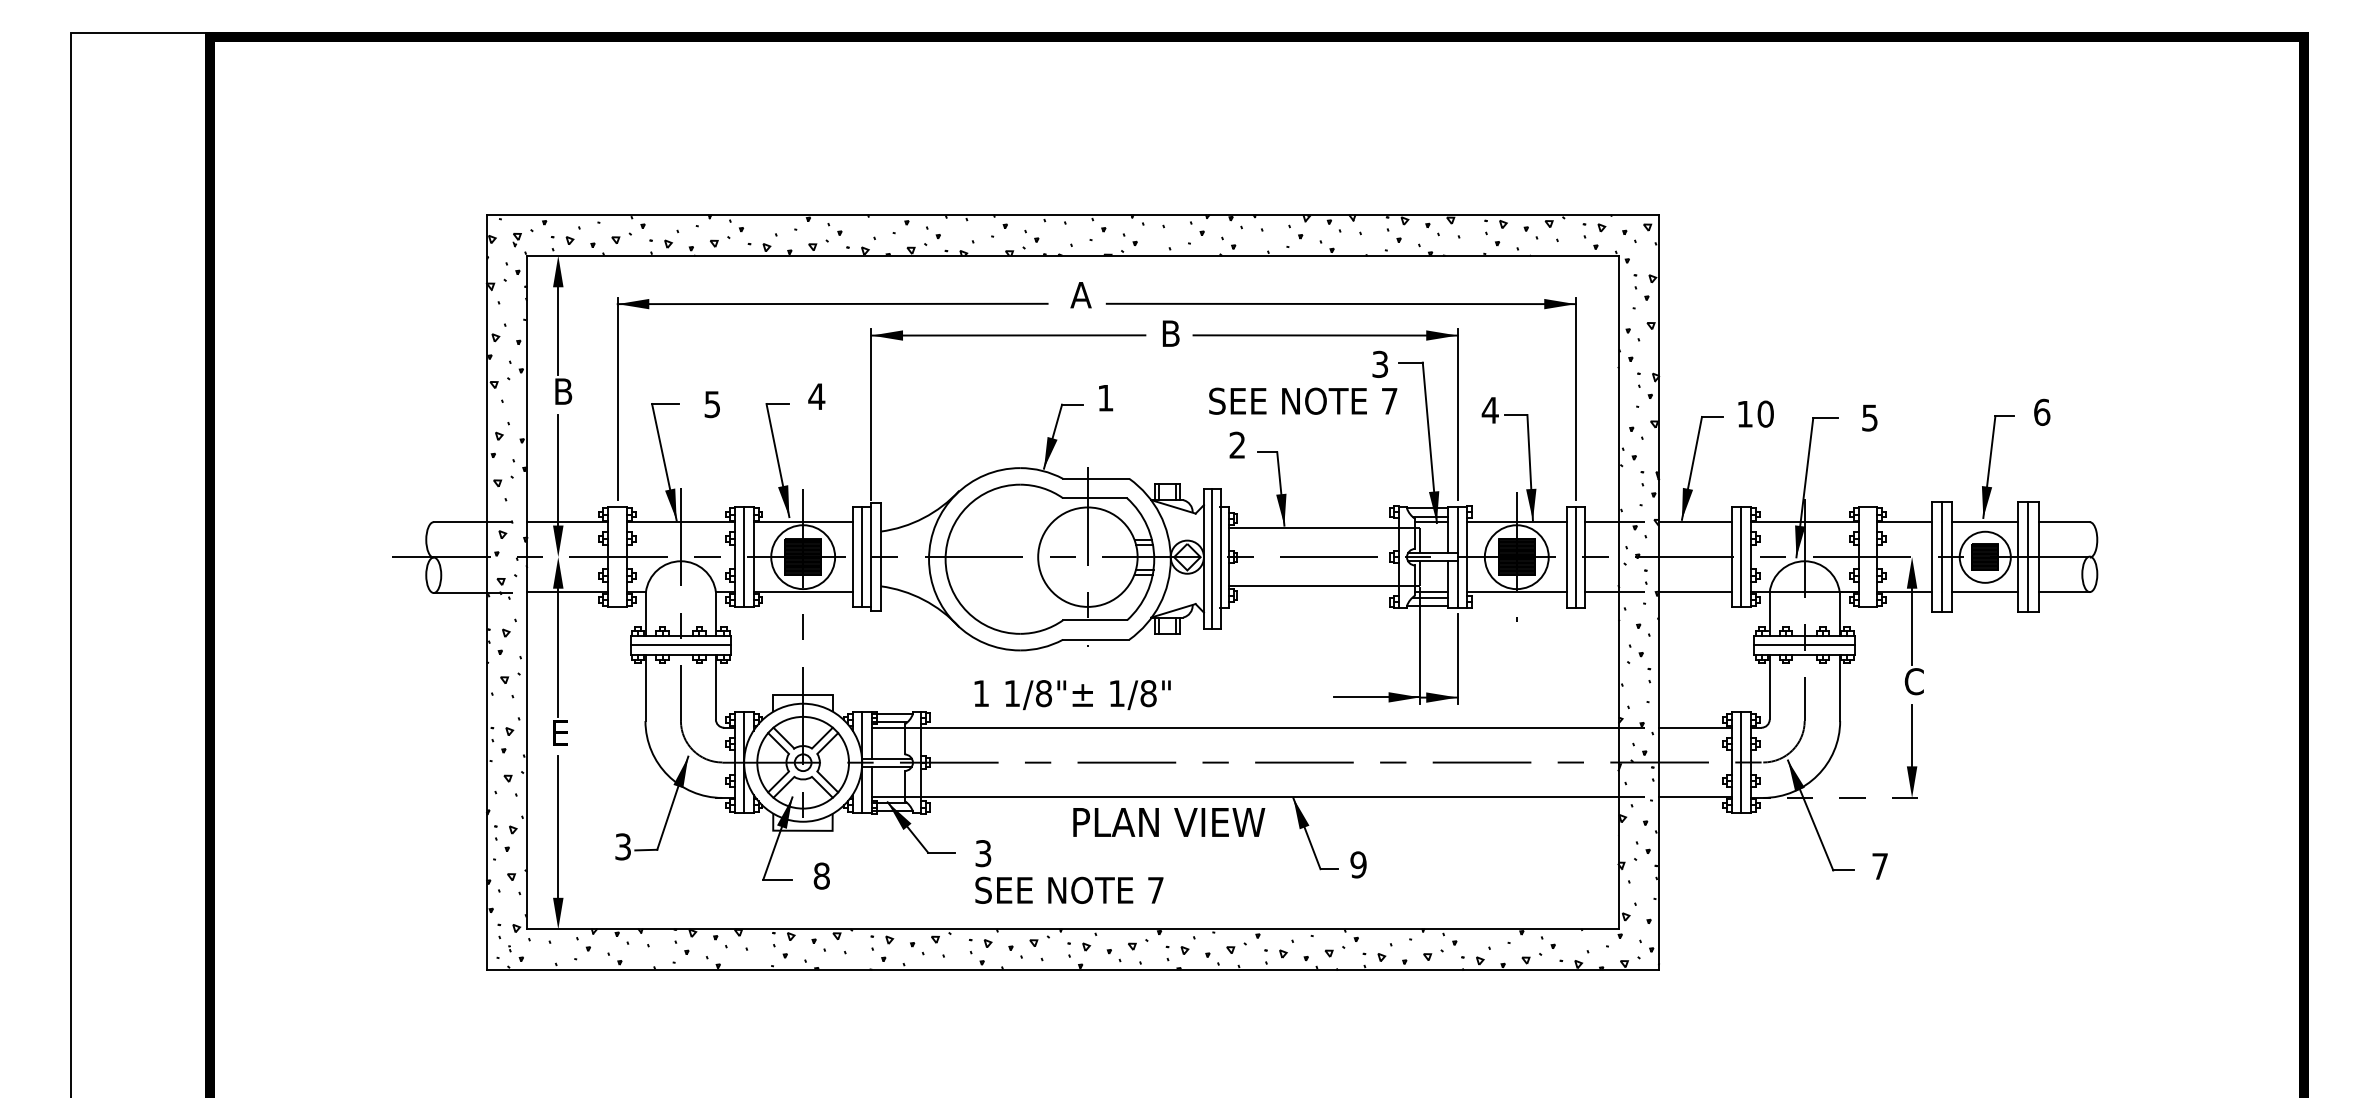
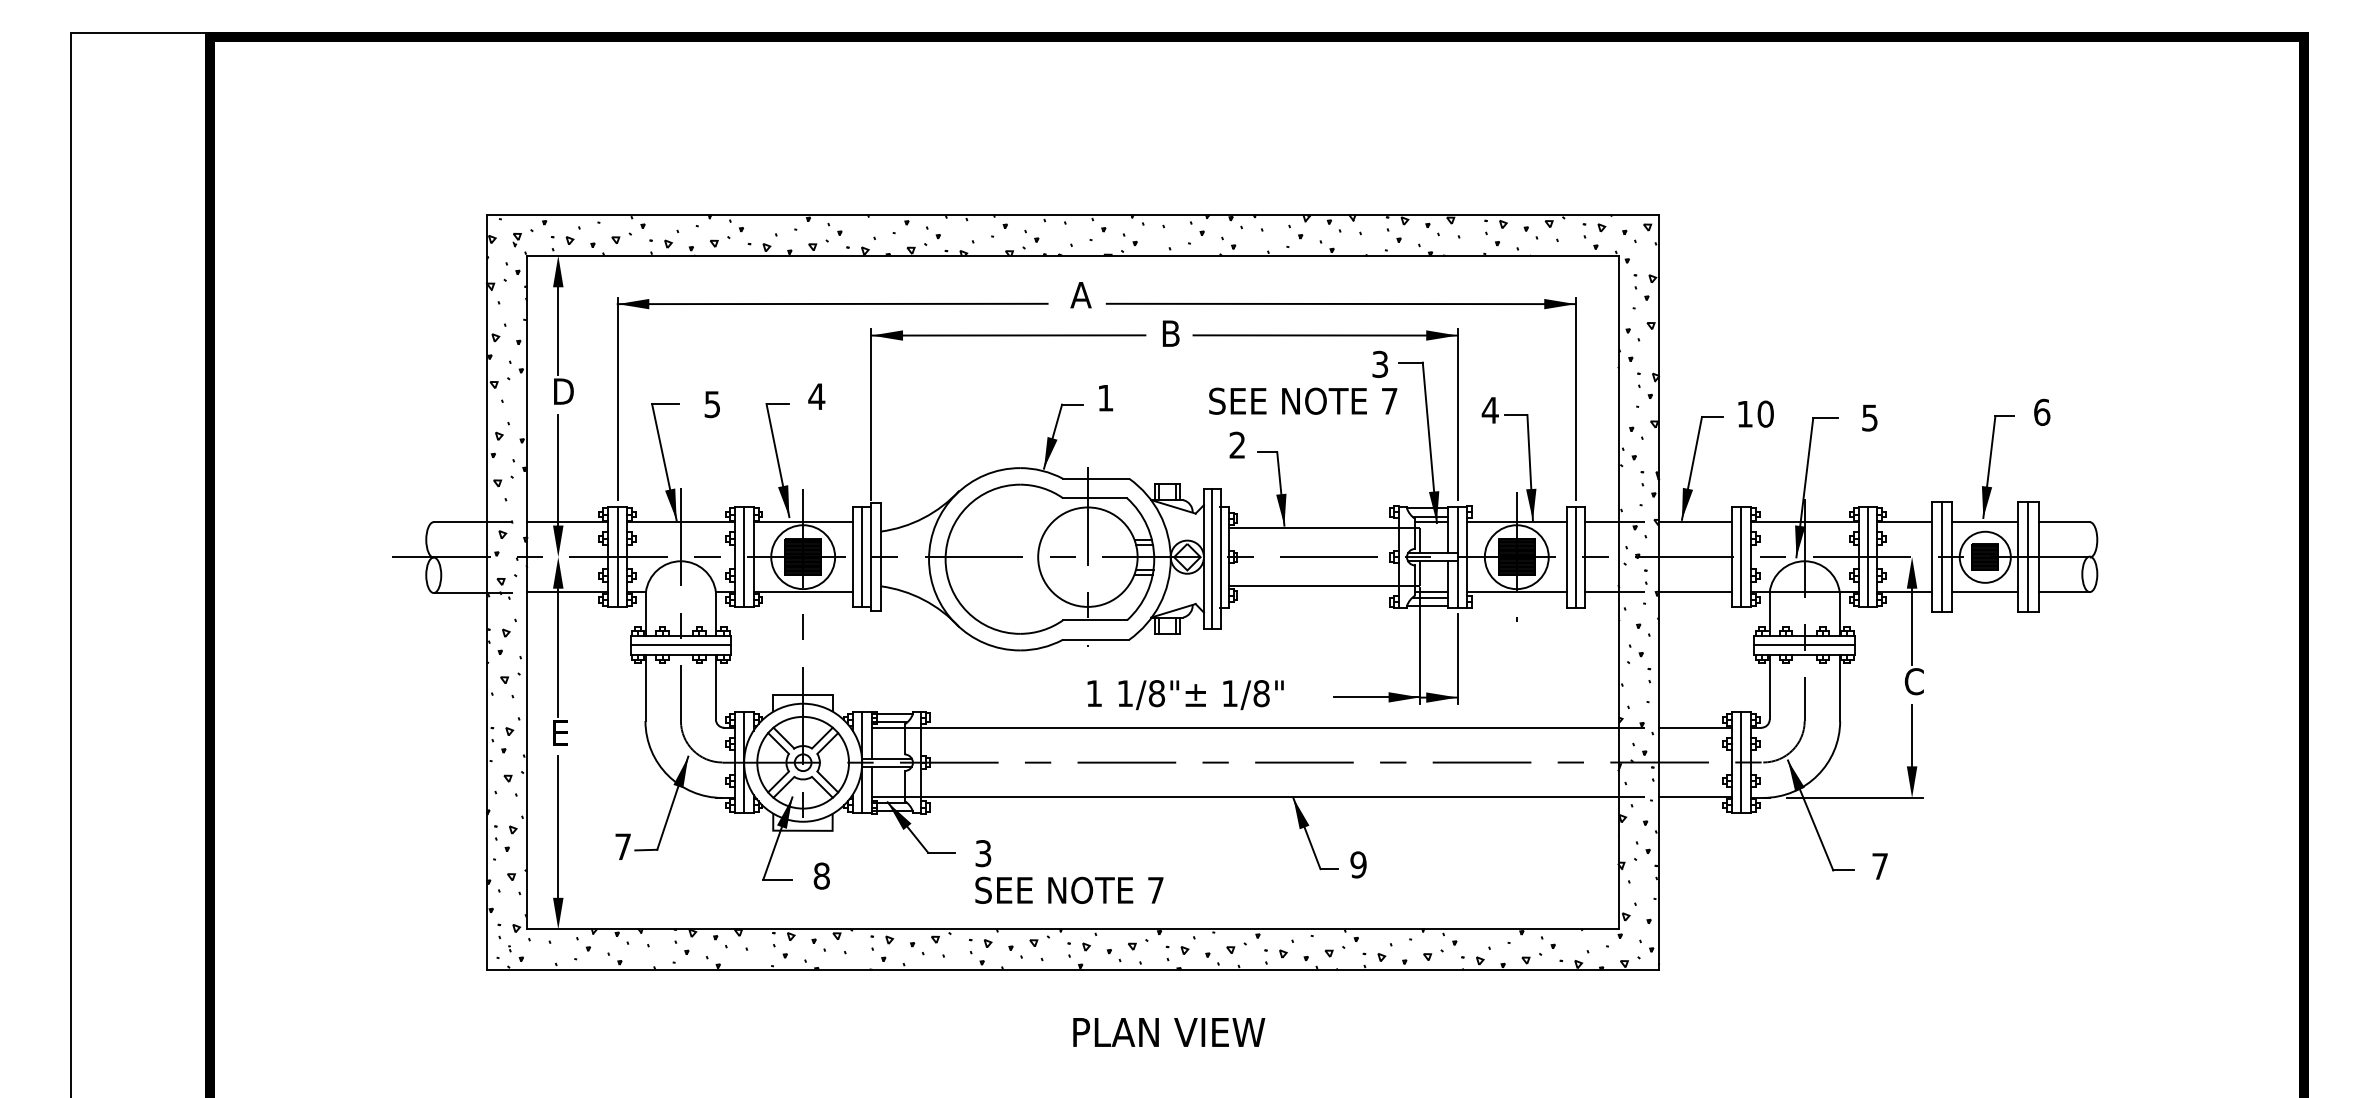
text: B -> D (563, 391)
line: none -> present (617, 556)
line: none -> present (1867, 556)
text position: (1072, 695) -> (1185, 695) (1185, 695)
line: dashed -> solid (1855, 797)
text position: (1169, 822) -> (1169, 1032) (1169, 1032)
text: 3 -> 7 (622, 846)
